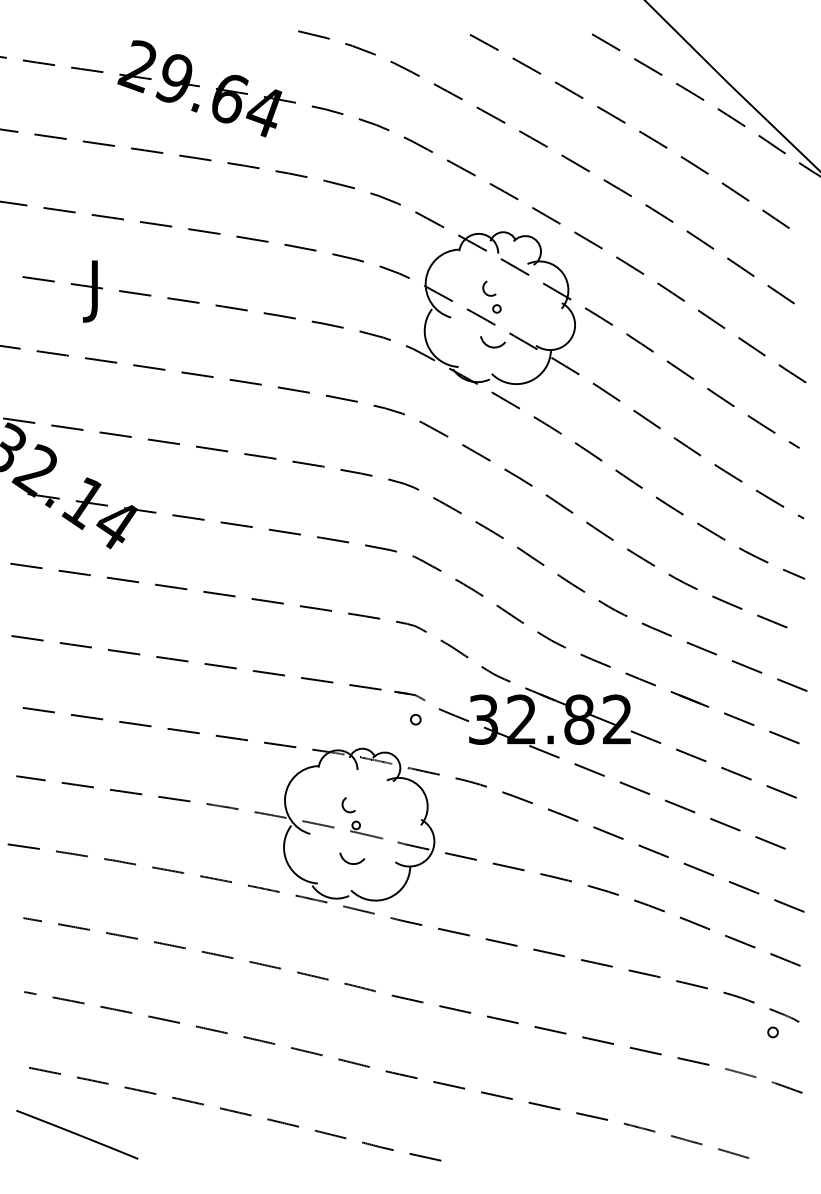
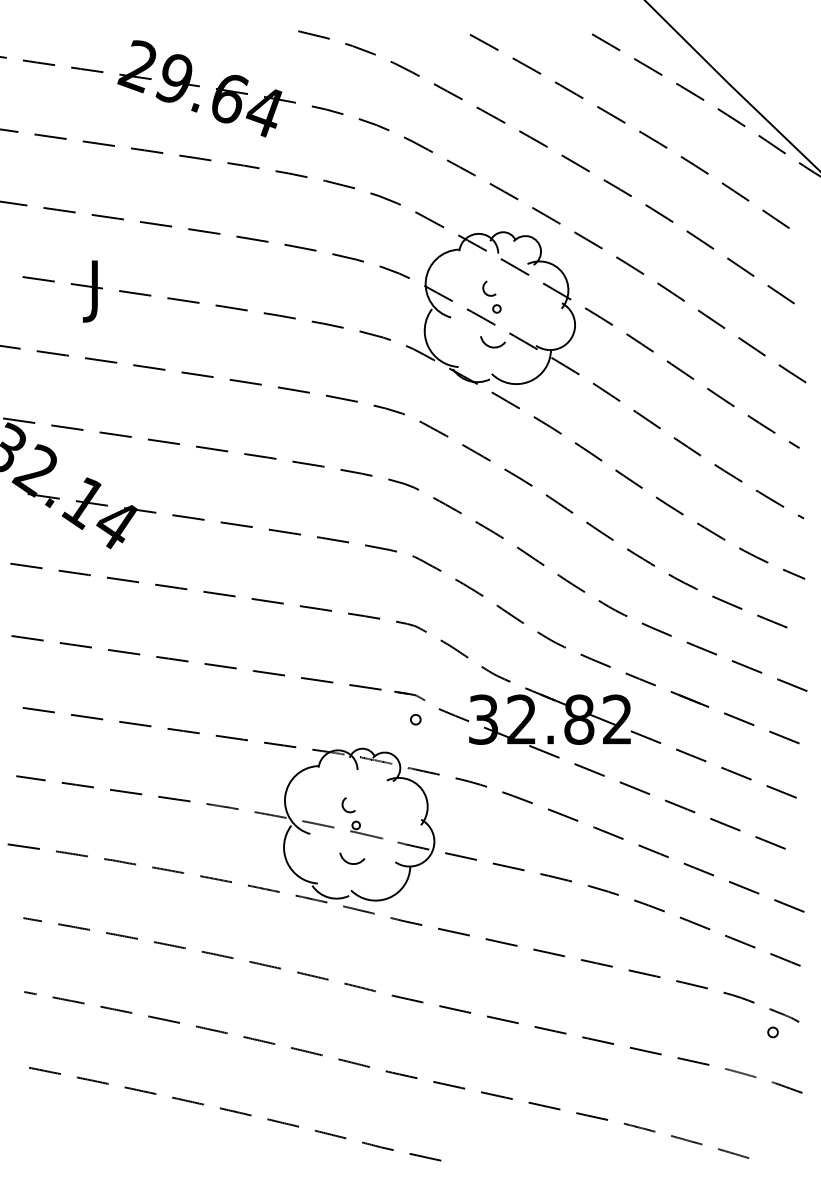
line: present -> none (77, 1134)
